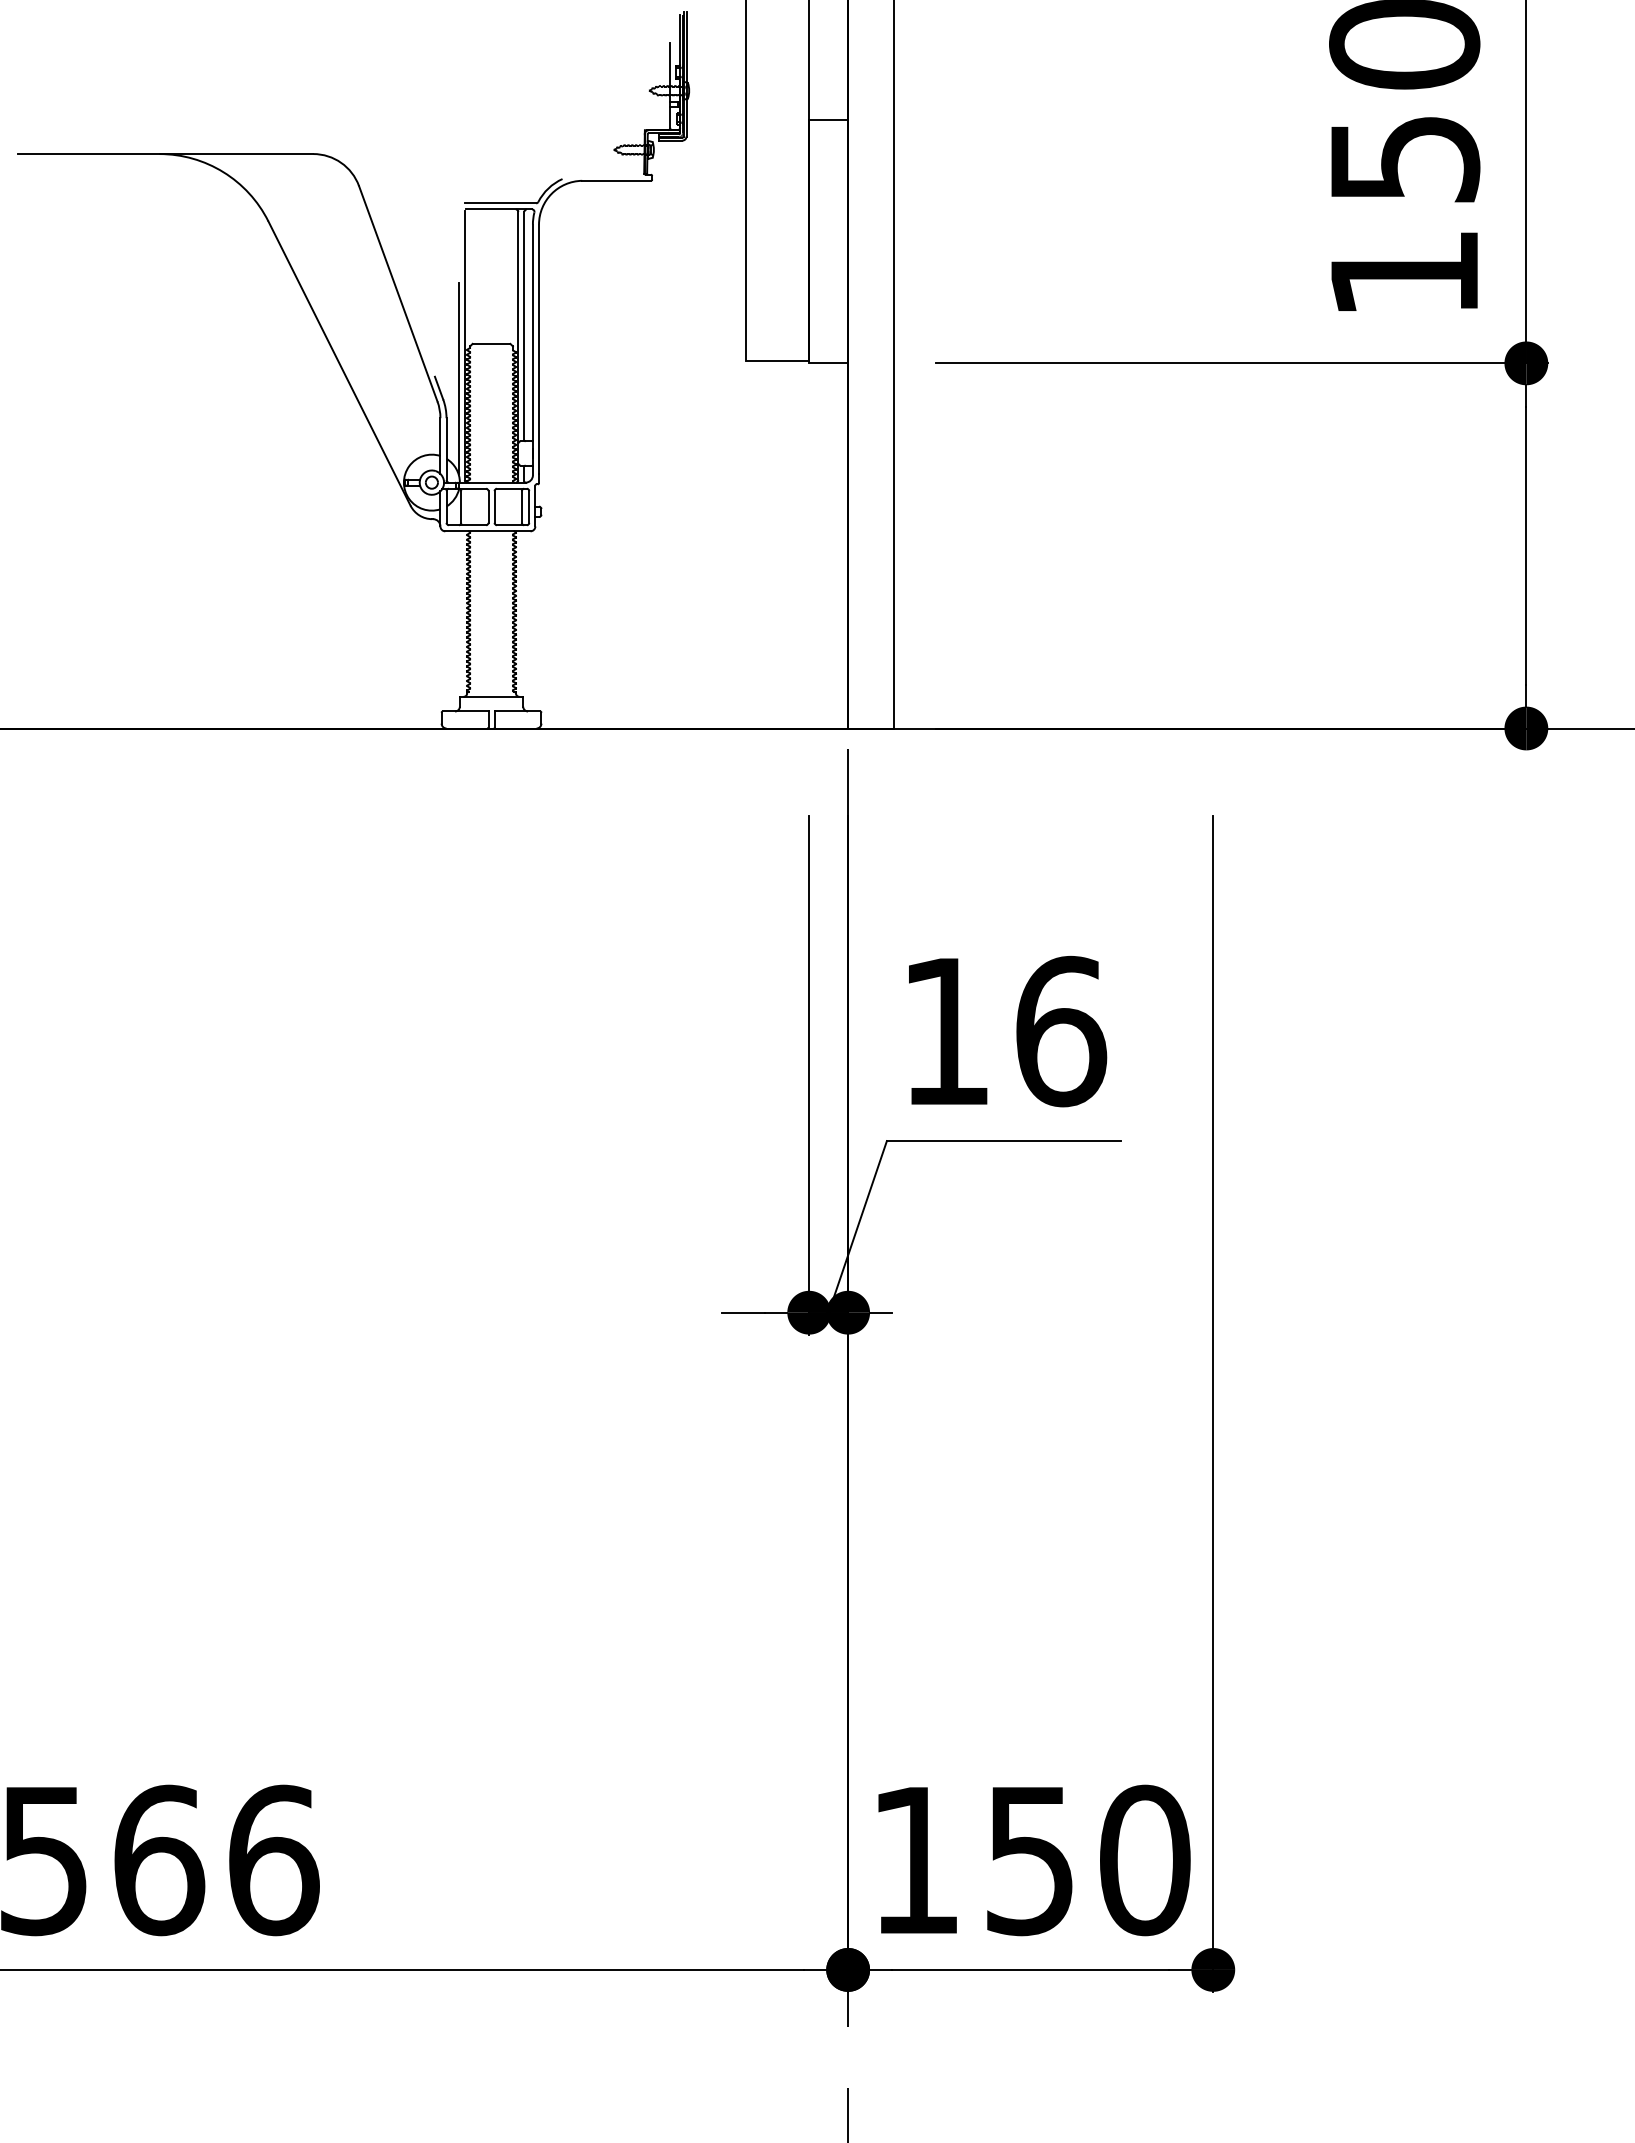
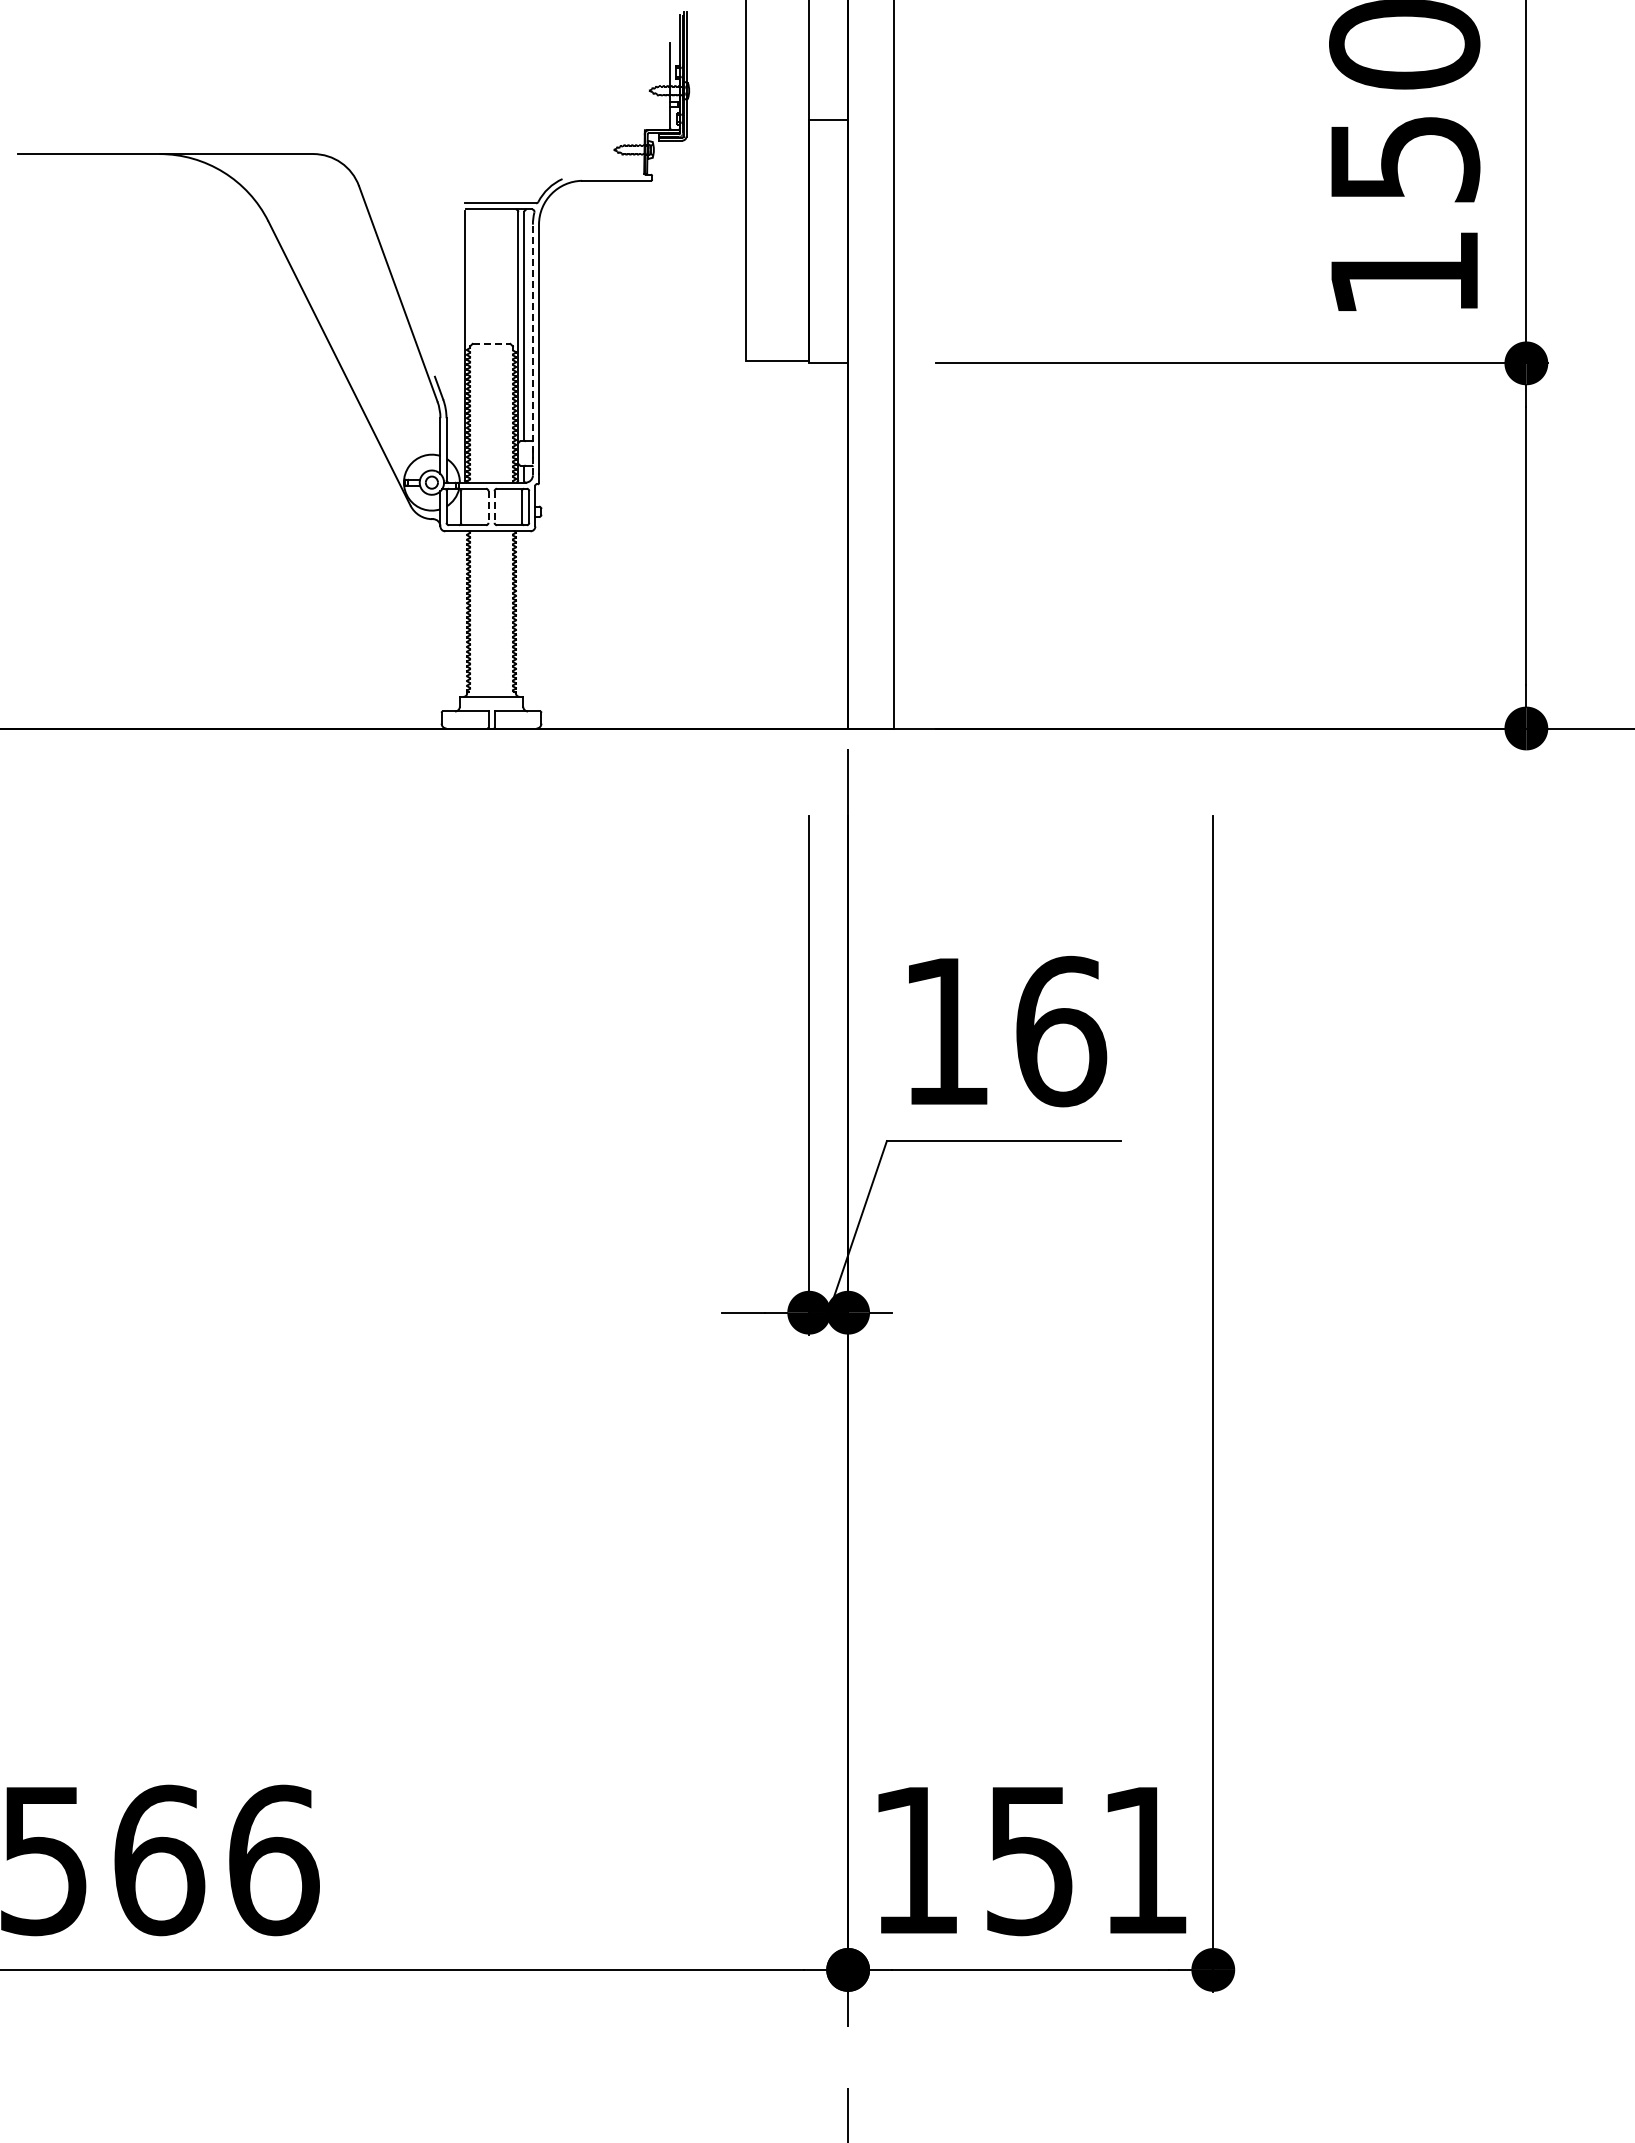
line: solid -> dashed (491, 343)
line: solid -> dashed (532, 349)
line: present -> none (458, 378)
line: solid -> dashed (488, 507)
line: solid -> dashed (494, 507)
text: 150 -> 151 (1145, 1860)
